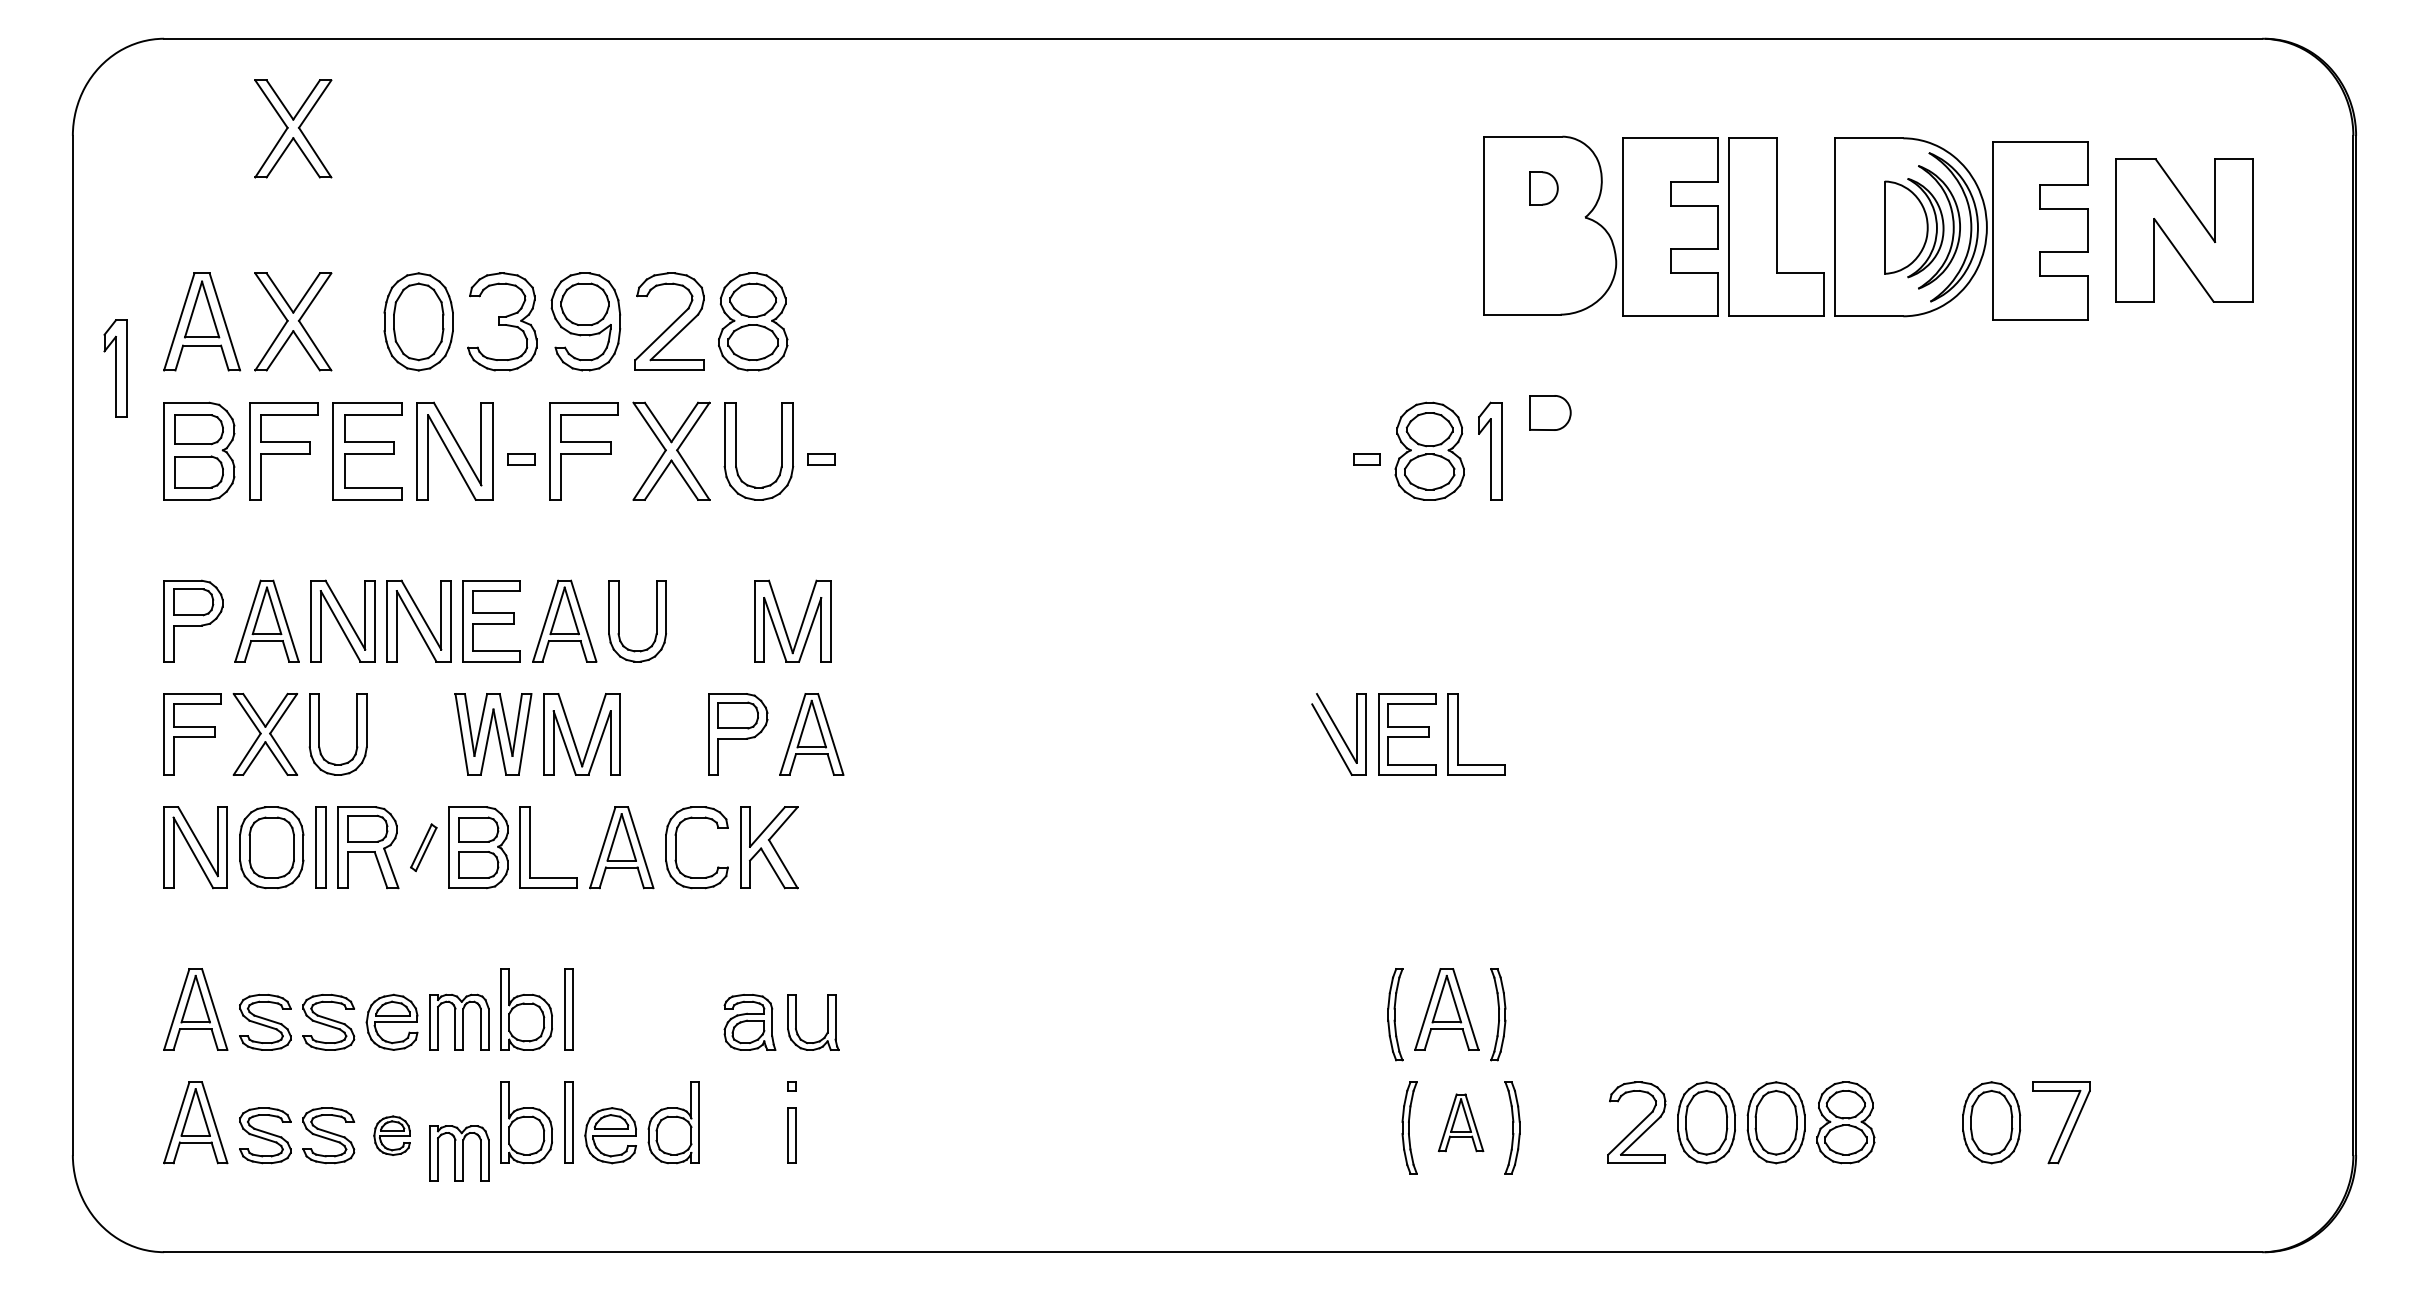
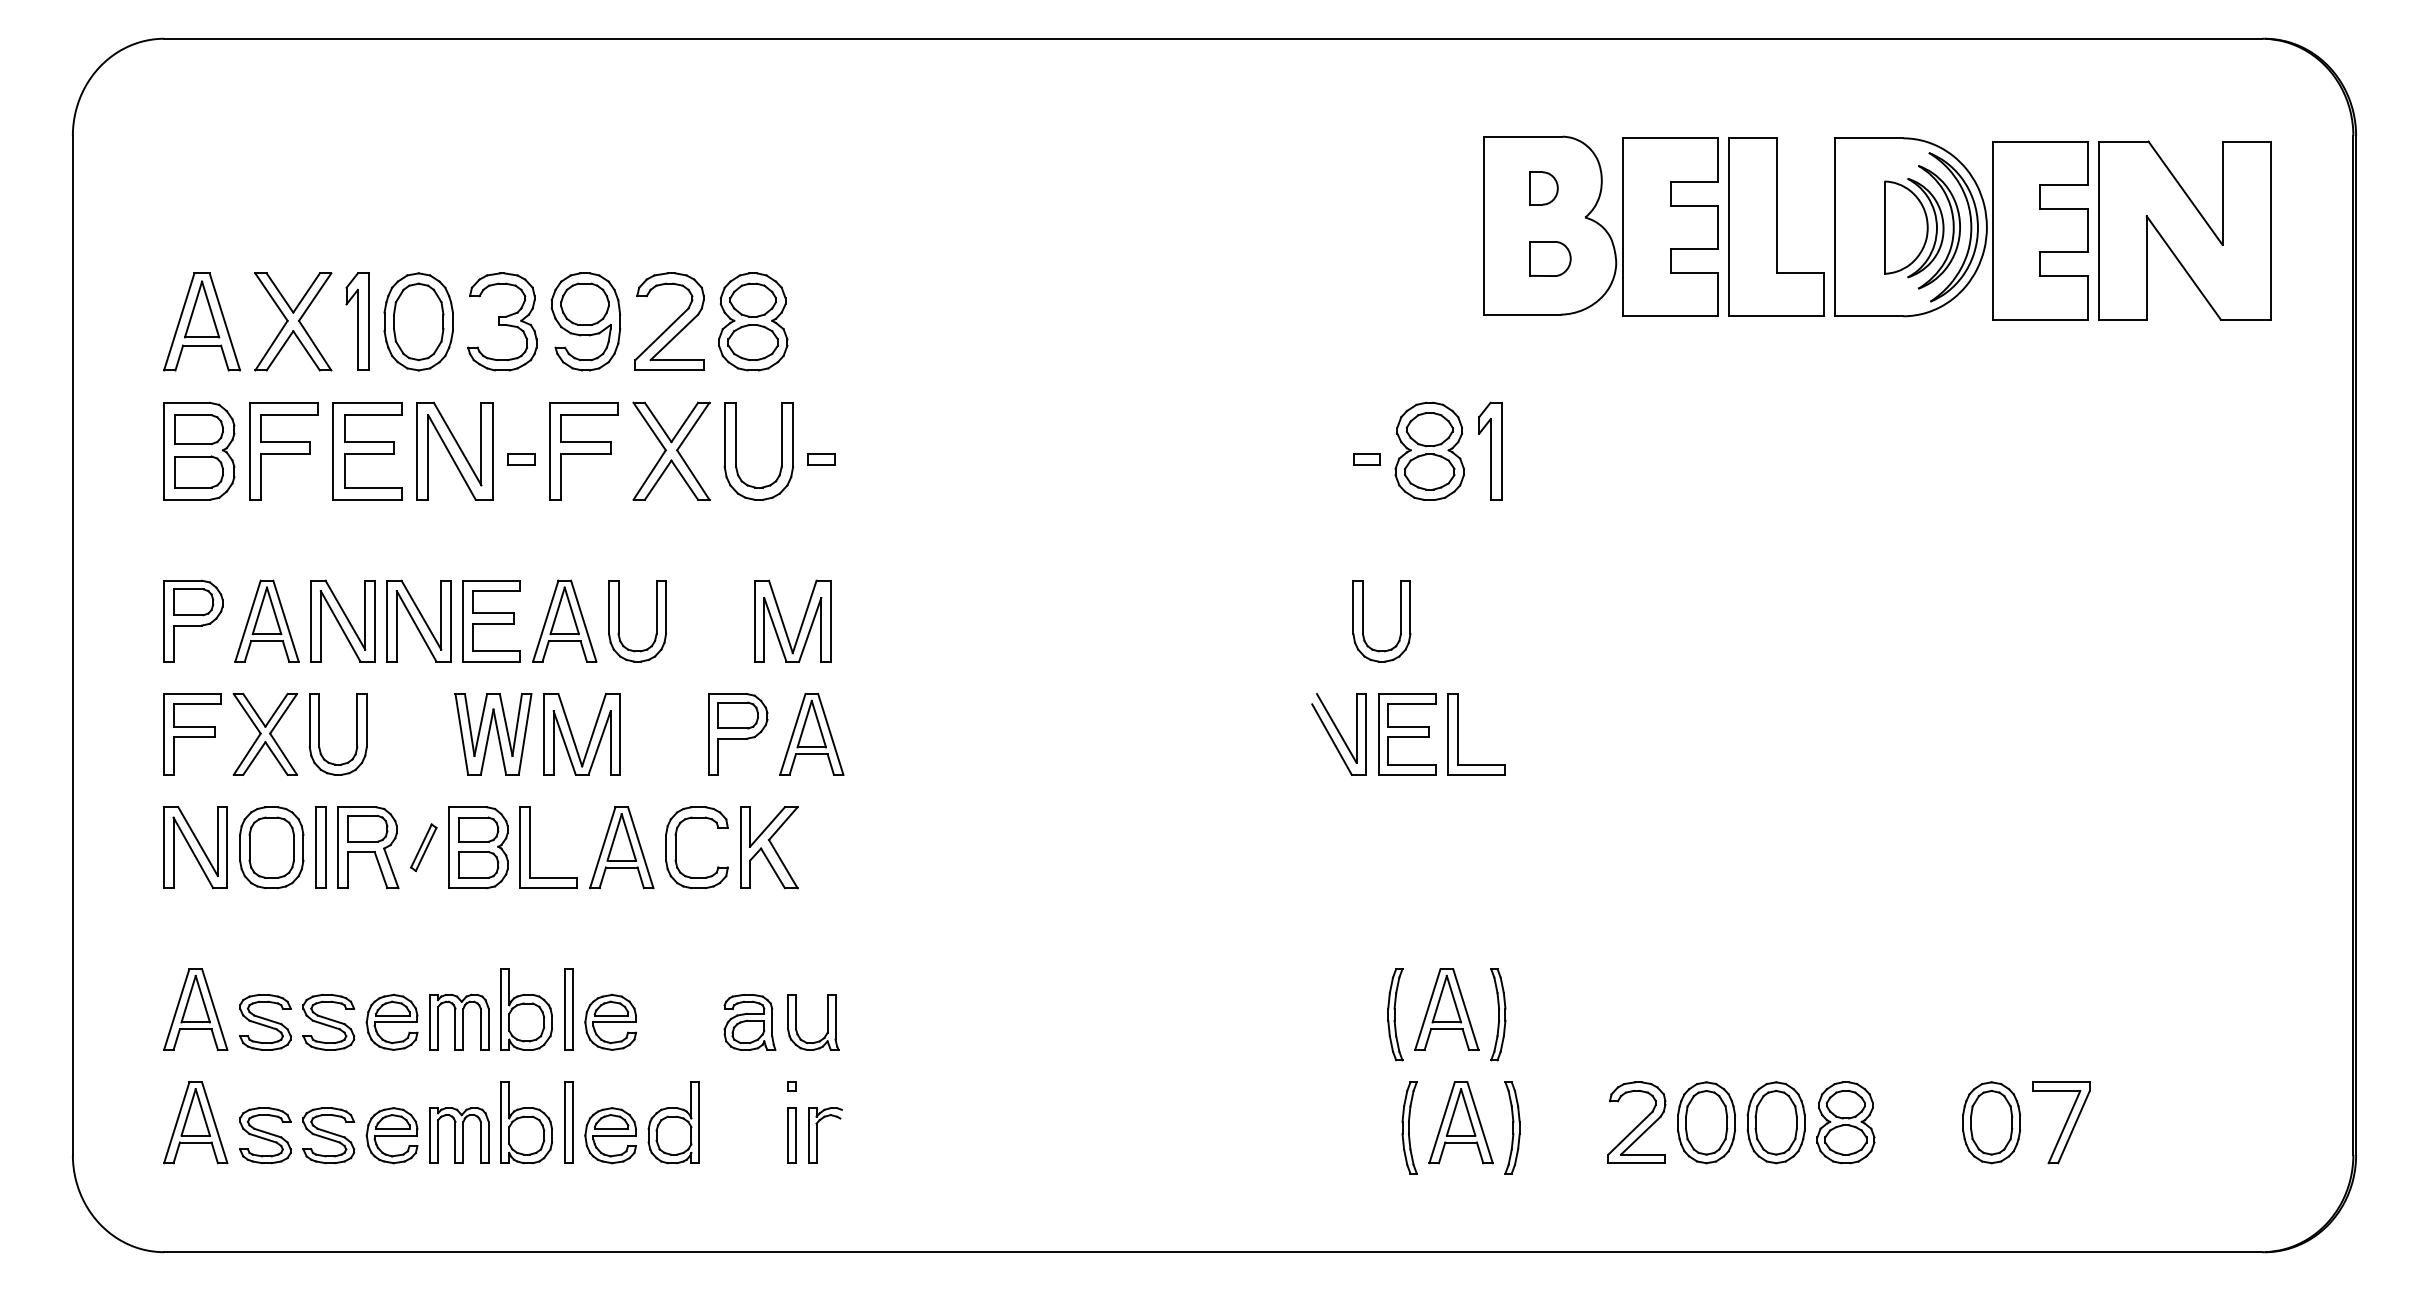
part: present -> none (293, 128)
part size: 139x145 px -> 174x181 px (2184, 230)
part position: (115, 368) -> (357, 321) (357, 321)
part position: (1550, 412) -> (1550, 258) (1550, 258)
part: none -> present (1363, 621)
part: none -> present (610, 1021)
part size: 48x60 px -> 66x84 px (1460, 1122)
part size: 38x41 px -> 54x58 px (391, 1135)
part: none -> present (817, 1135)
part position: (459, 1153) -> (459, 1135) (459, 1135)
